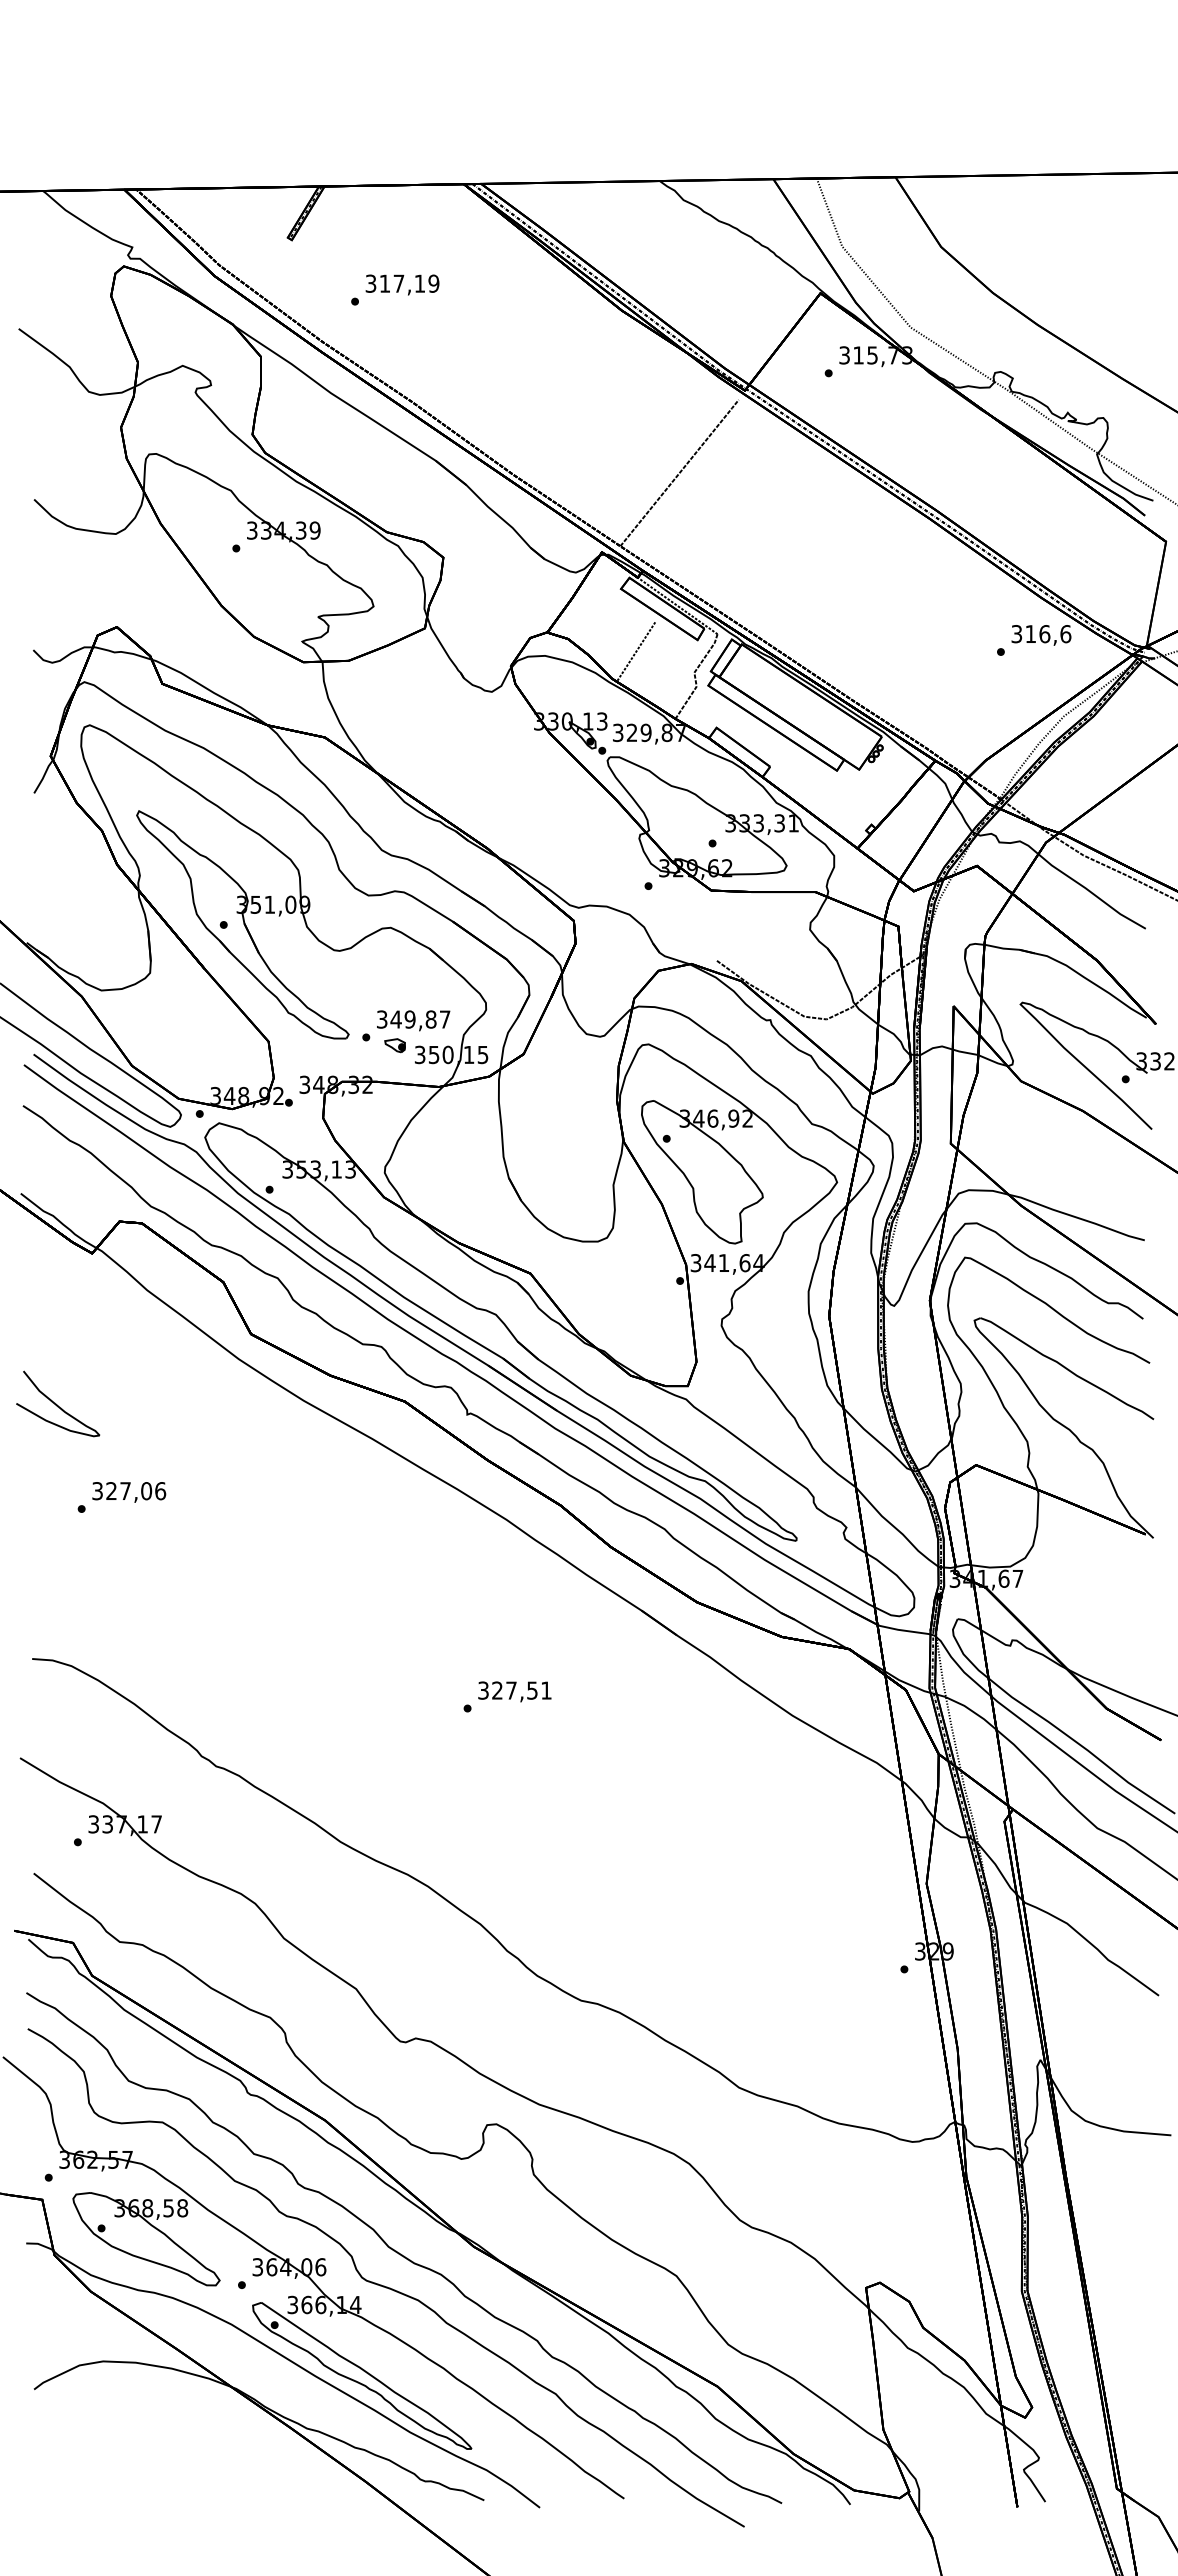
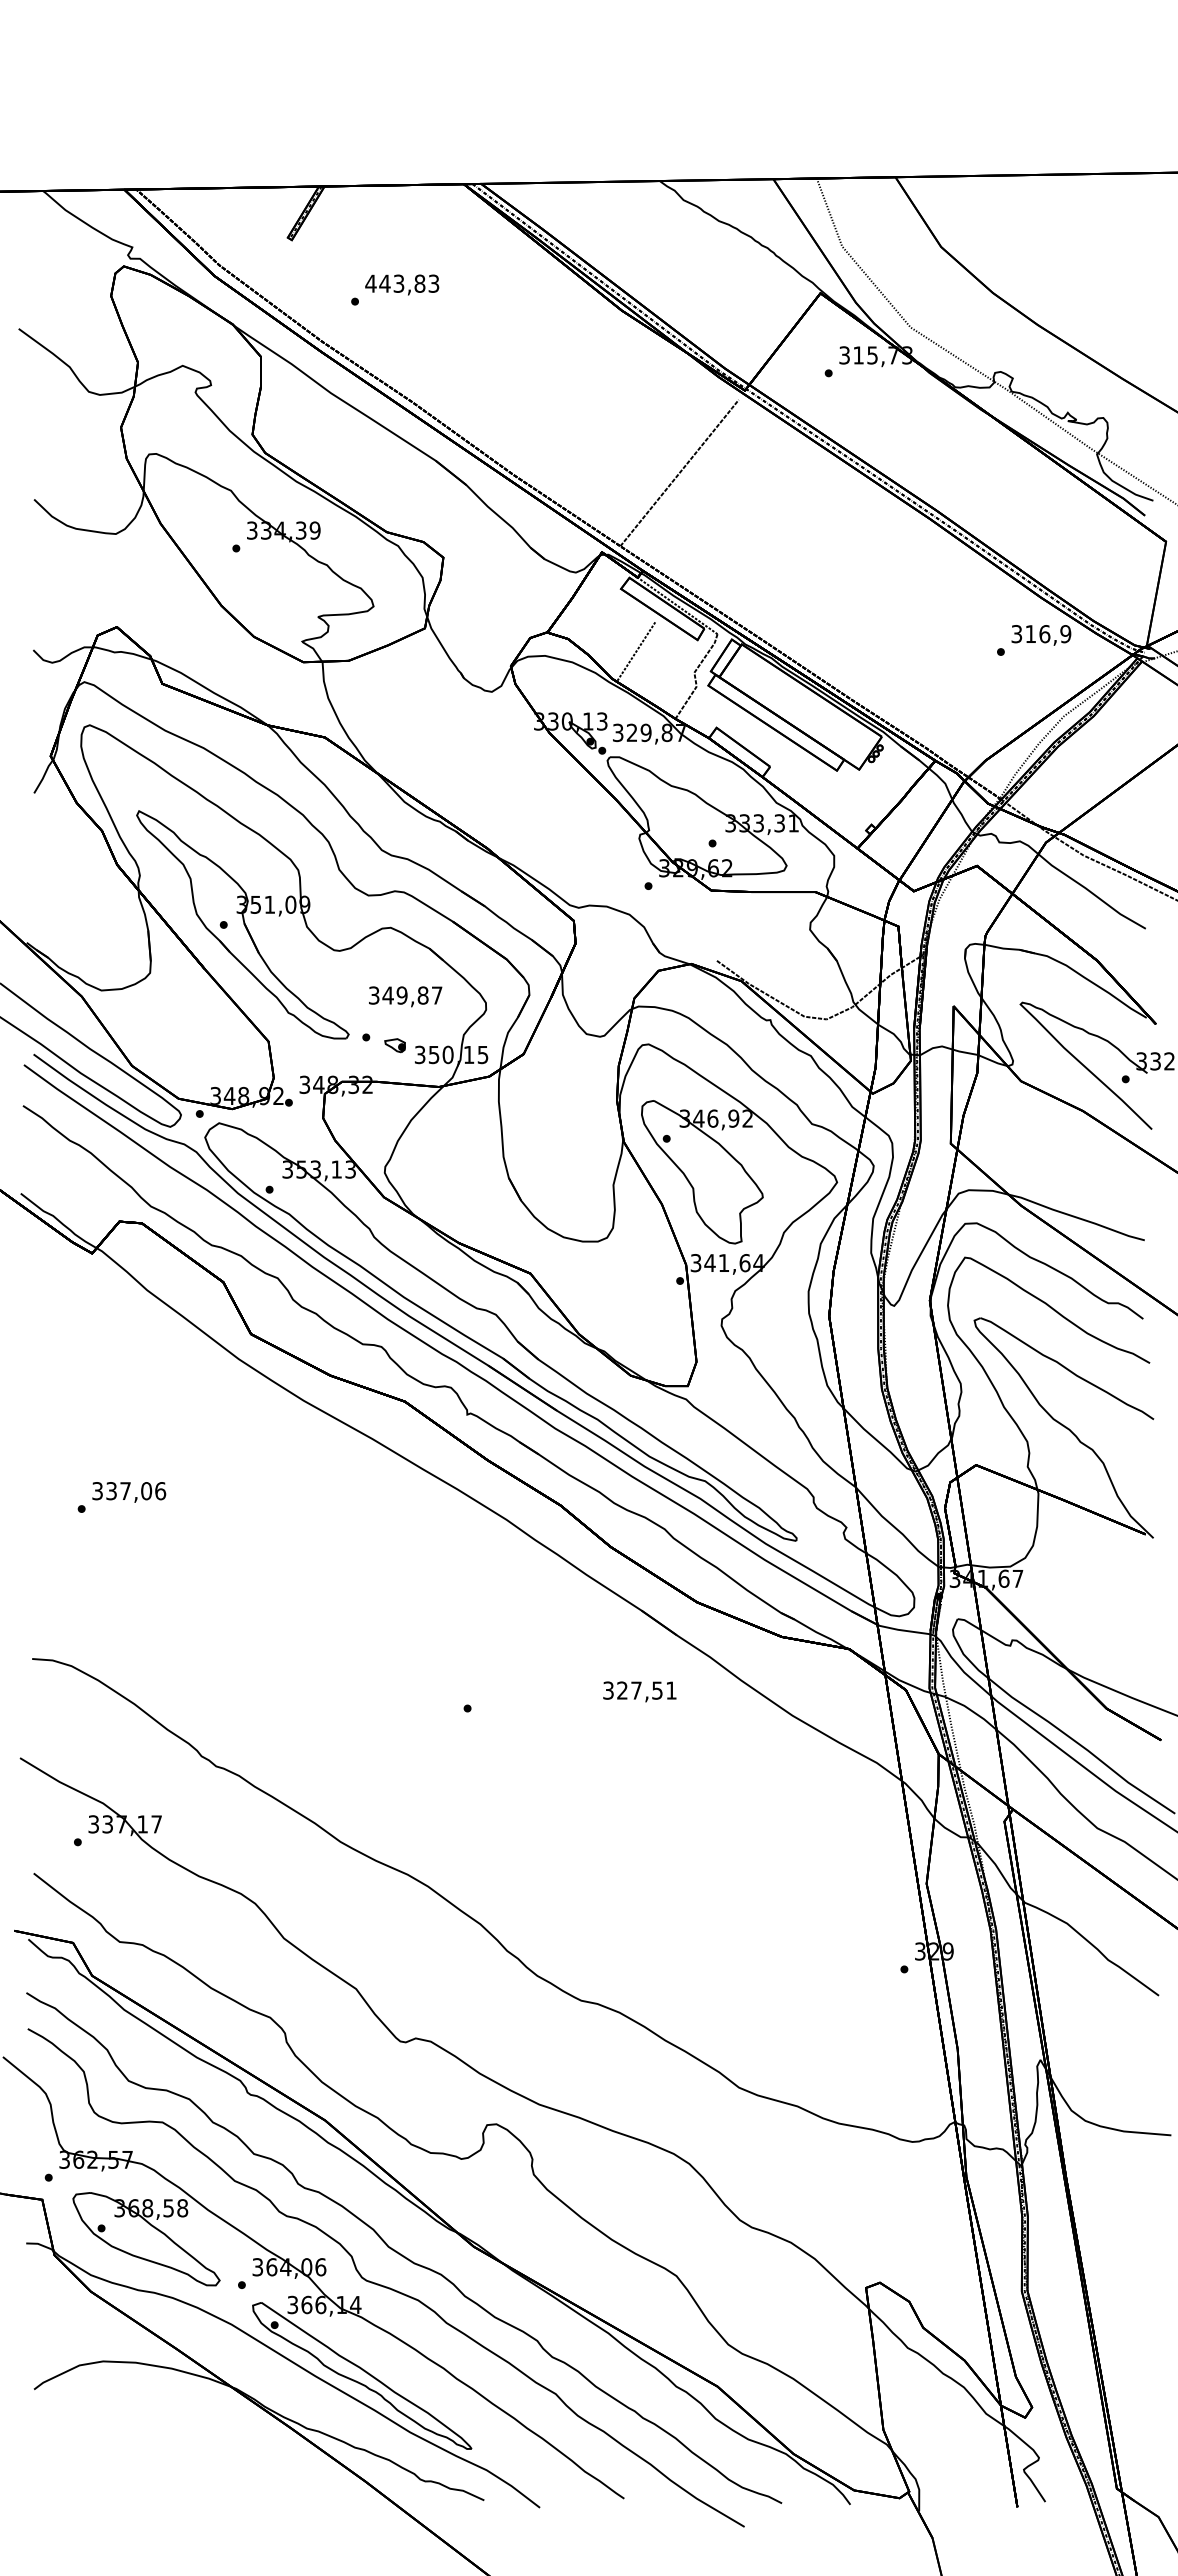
text: 317,19 -> 443,83 (402, 283)
text: 316,6 -> 316,9 (1065, 634)
text position: (413, 1020) -> (405, 996) (405, 996)
curve: present -> none (57, 1404)
text: 327,06 -> 337,06 (111, 1491)
text position: (514, 1691) -> (639, 1691) (639, 1691)
